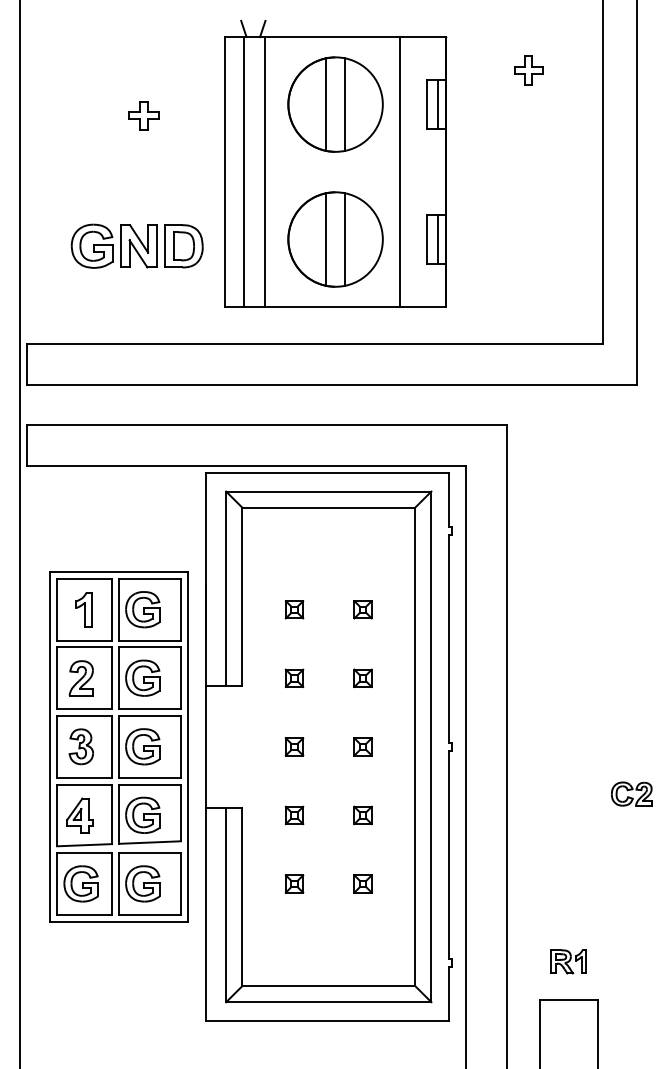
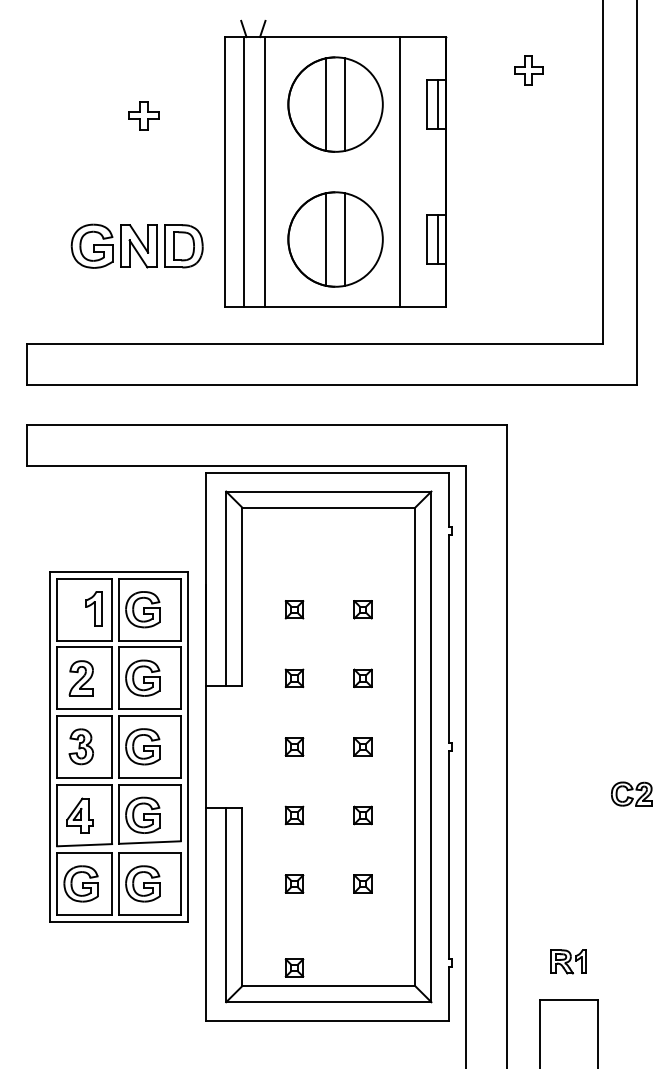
line: present -> none (20, 533)
part position: (83, 609) -> (93, 608) (93, 608)
part: none -> present (294, 967)
